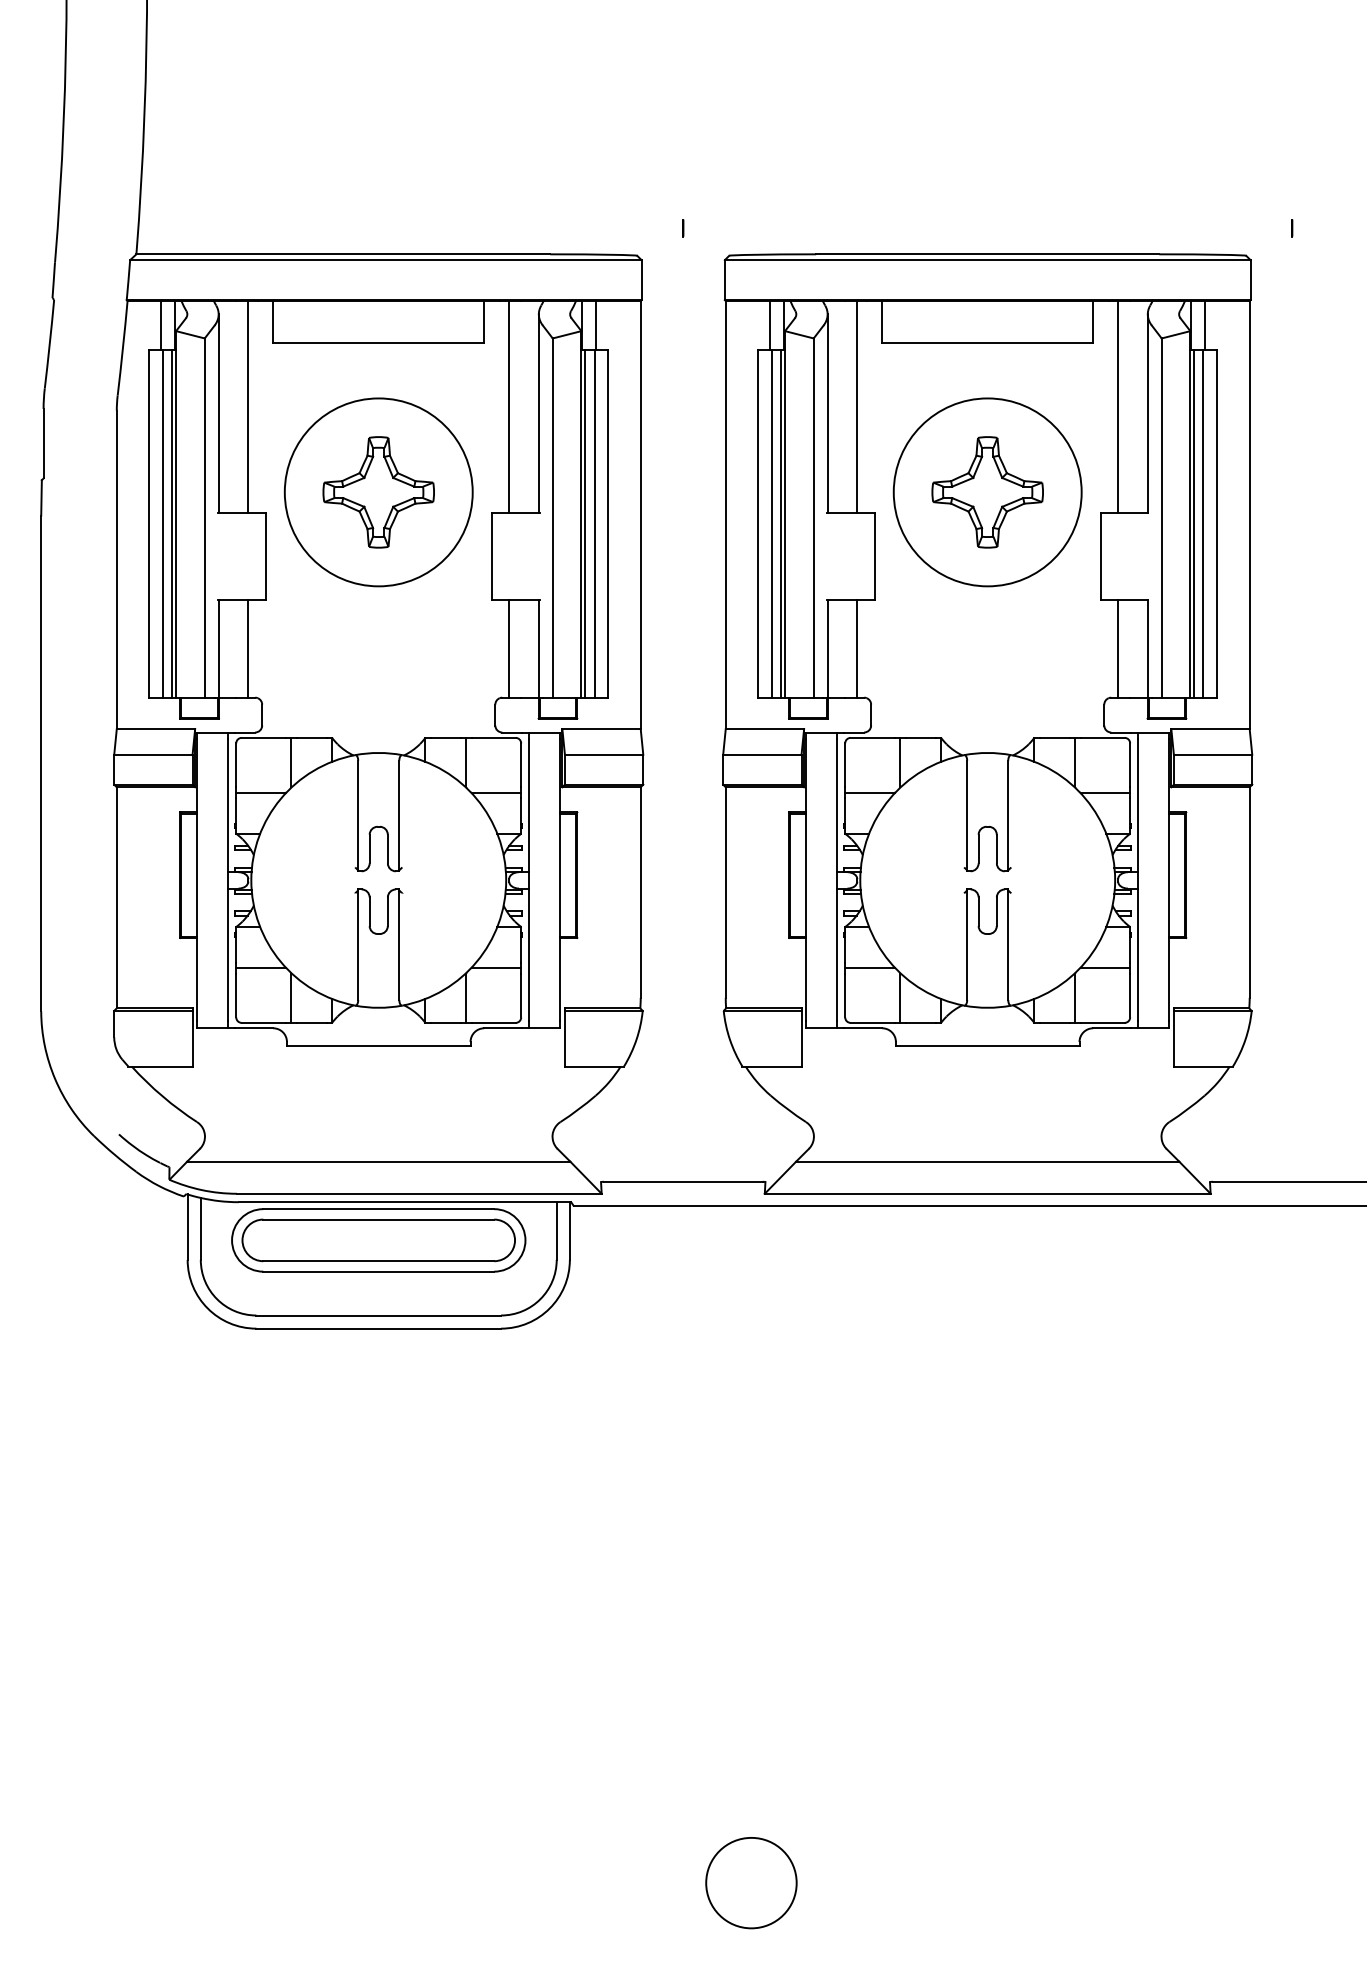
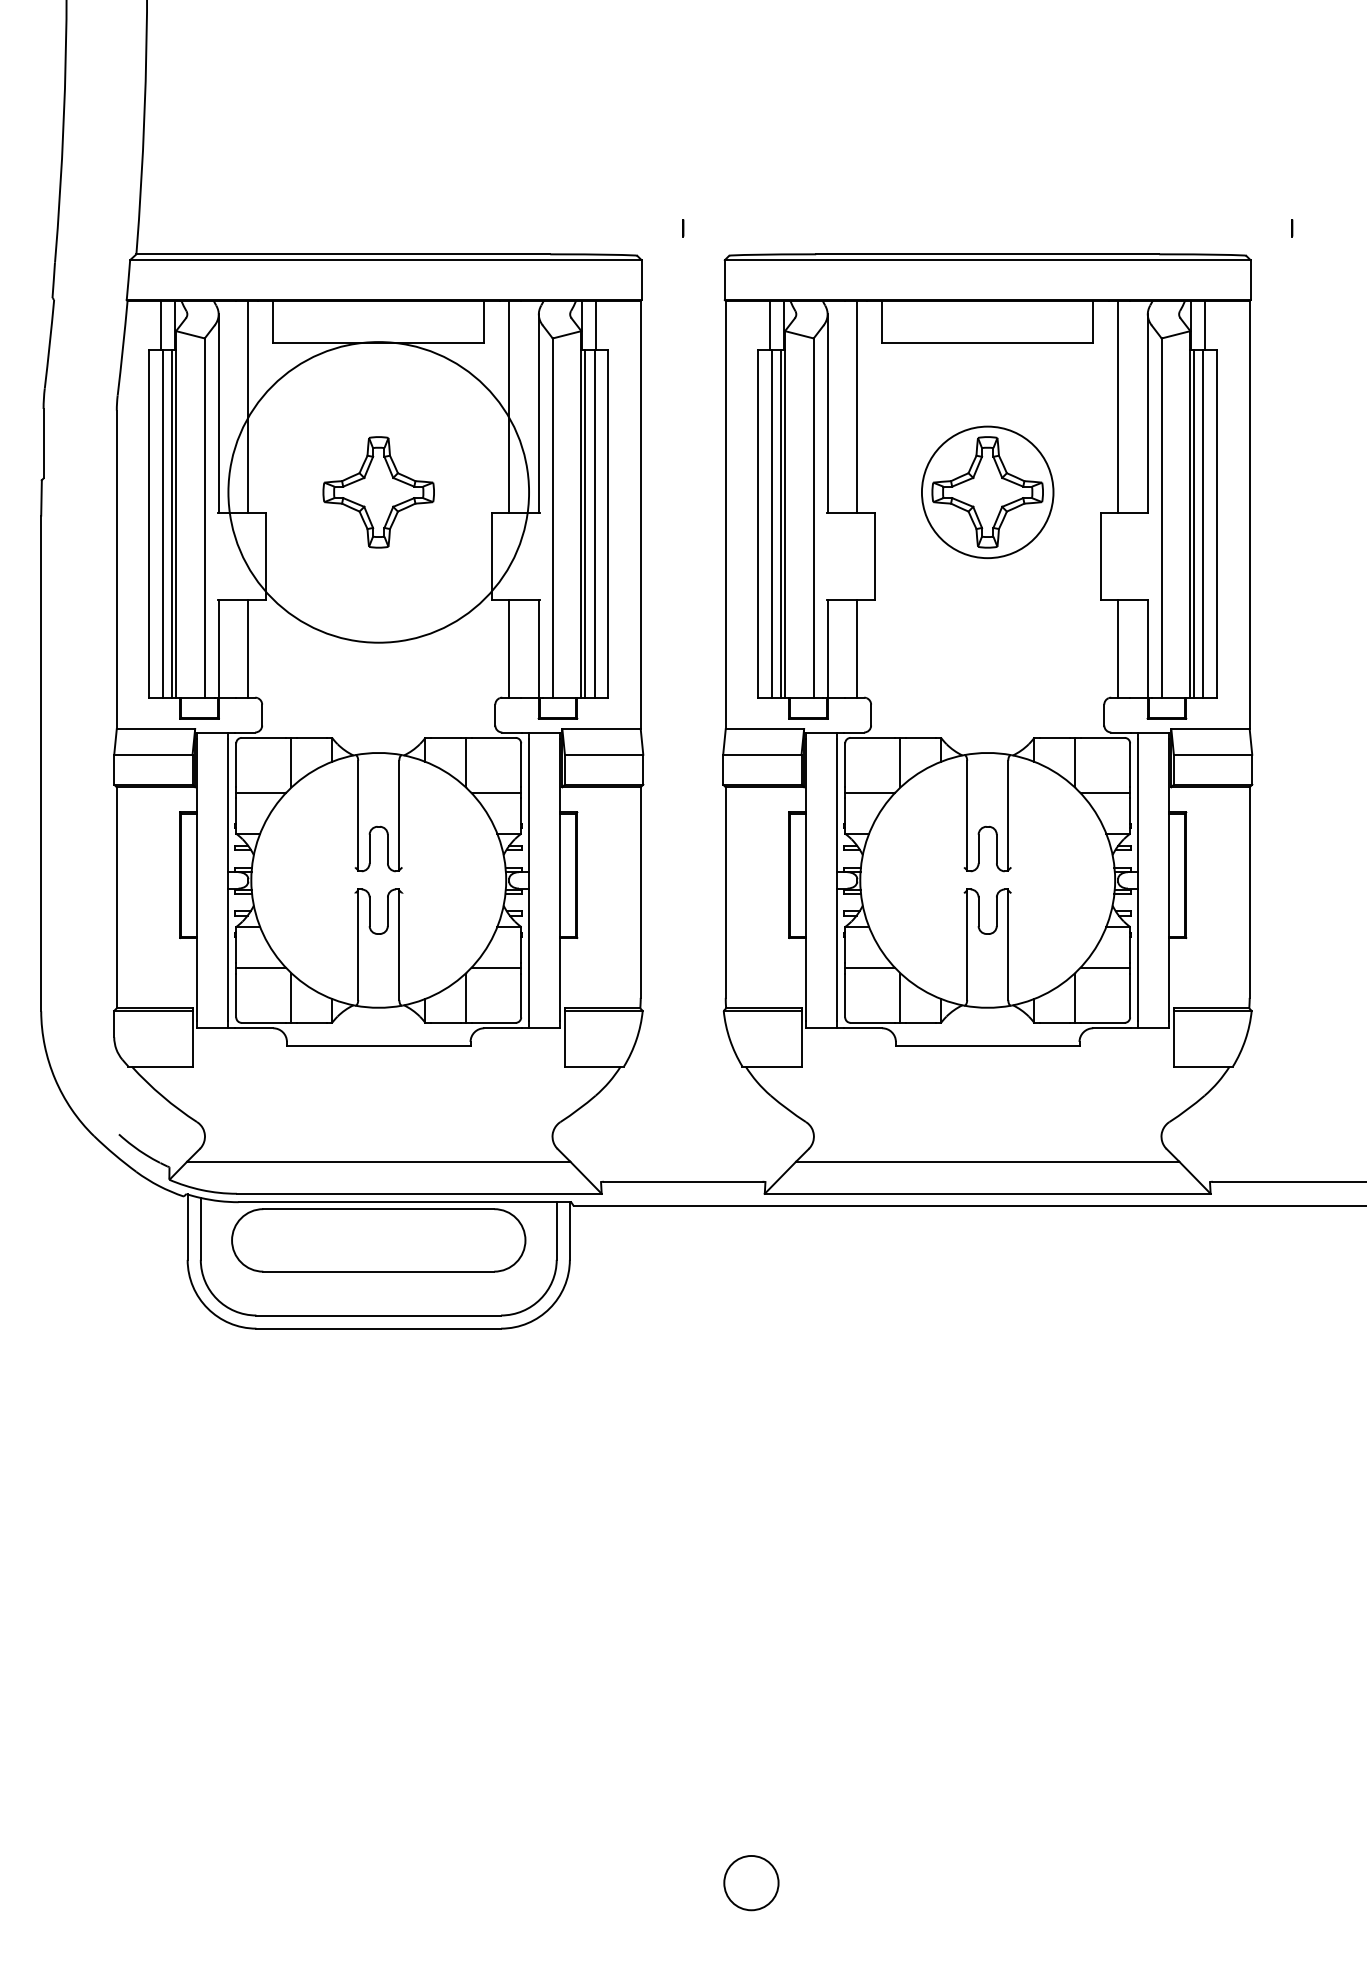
circle diameter: 188 px -> 301 px (378, 492)
circle diameter: 188 px -> 132 px (987, 492)
part: present -> none (378, 1240)
circle diameter: 90 px -> 54 px (751, 1882)
